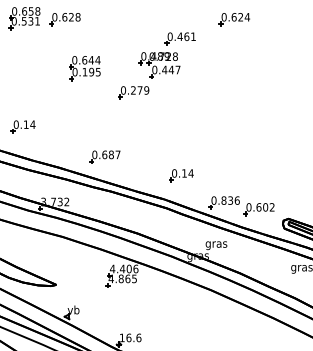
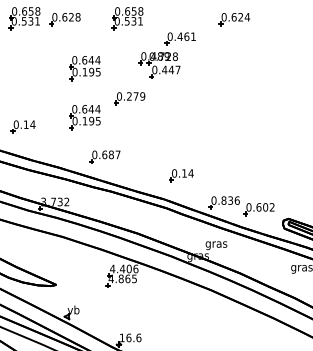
part: none -> present (127, 18)
part position: (133, 92) -> (129, 98) (129, 98)
part: none -> present (84, 117)
